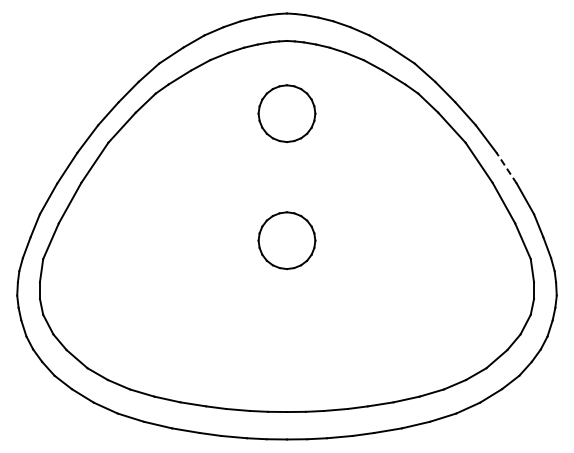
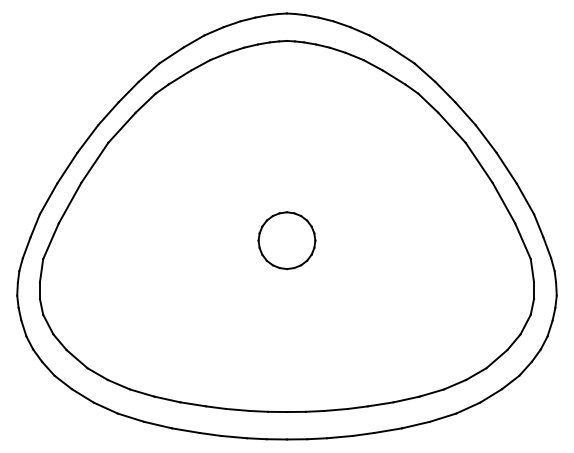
part: present -> none (286, 113)
line: dashed -> solid (506, 168)
